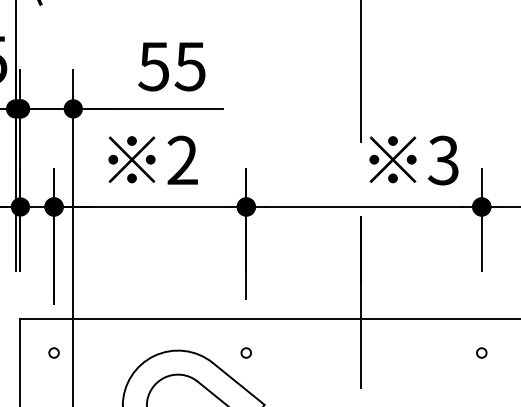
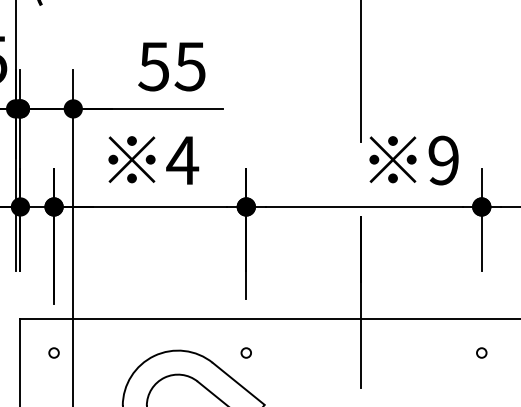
text: 2 -> 4 (182, 159)
text: 3 -> 9 (443, 160)
